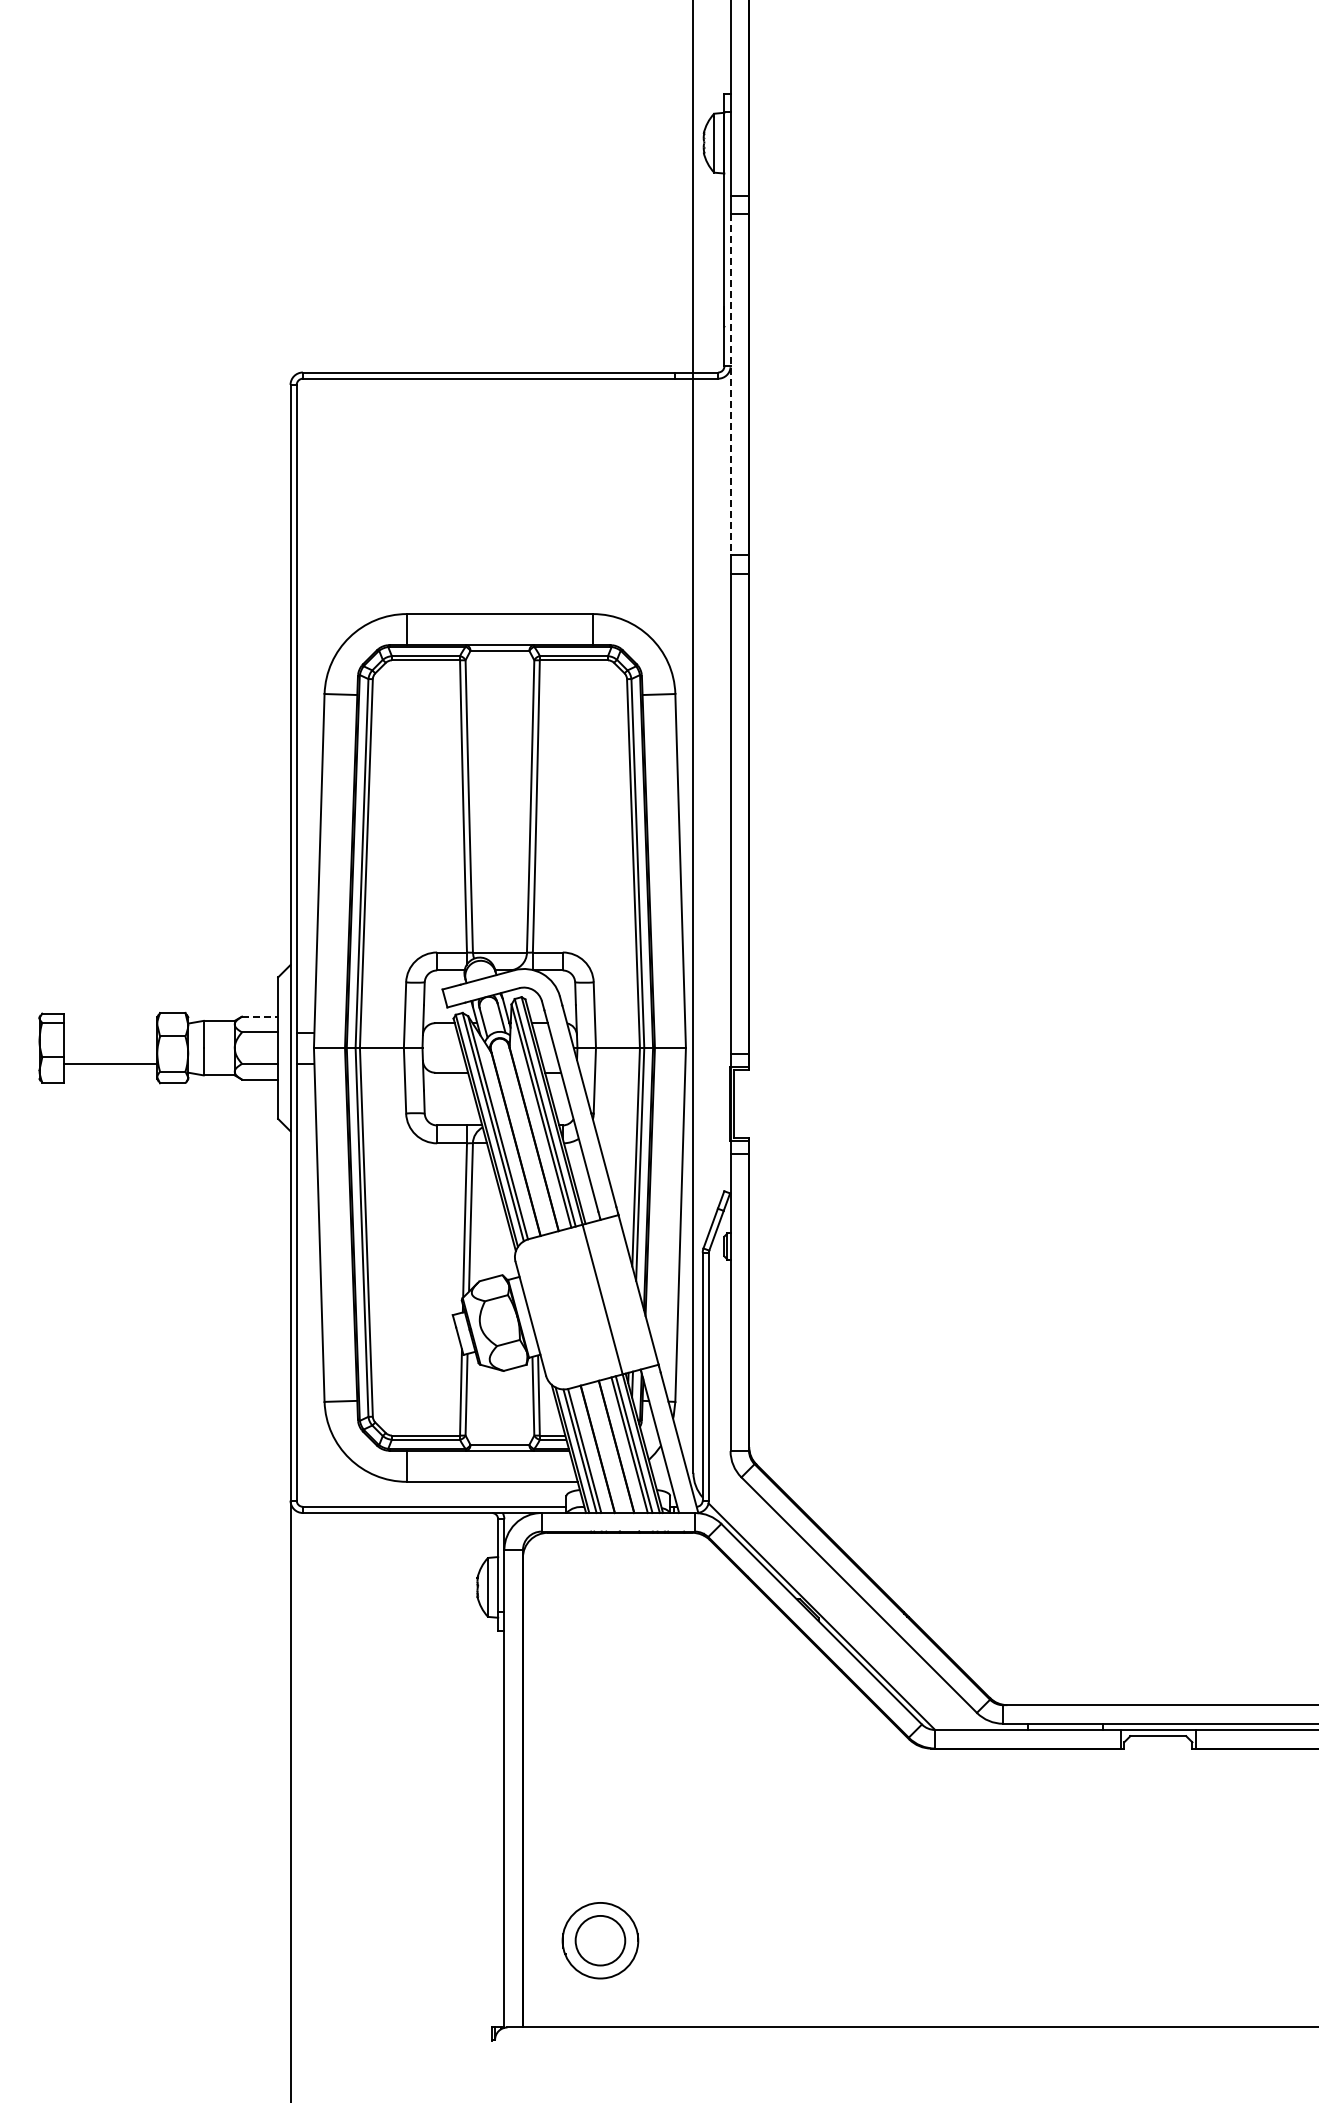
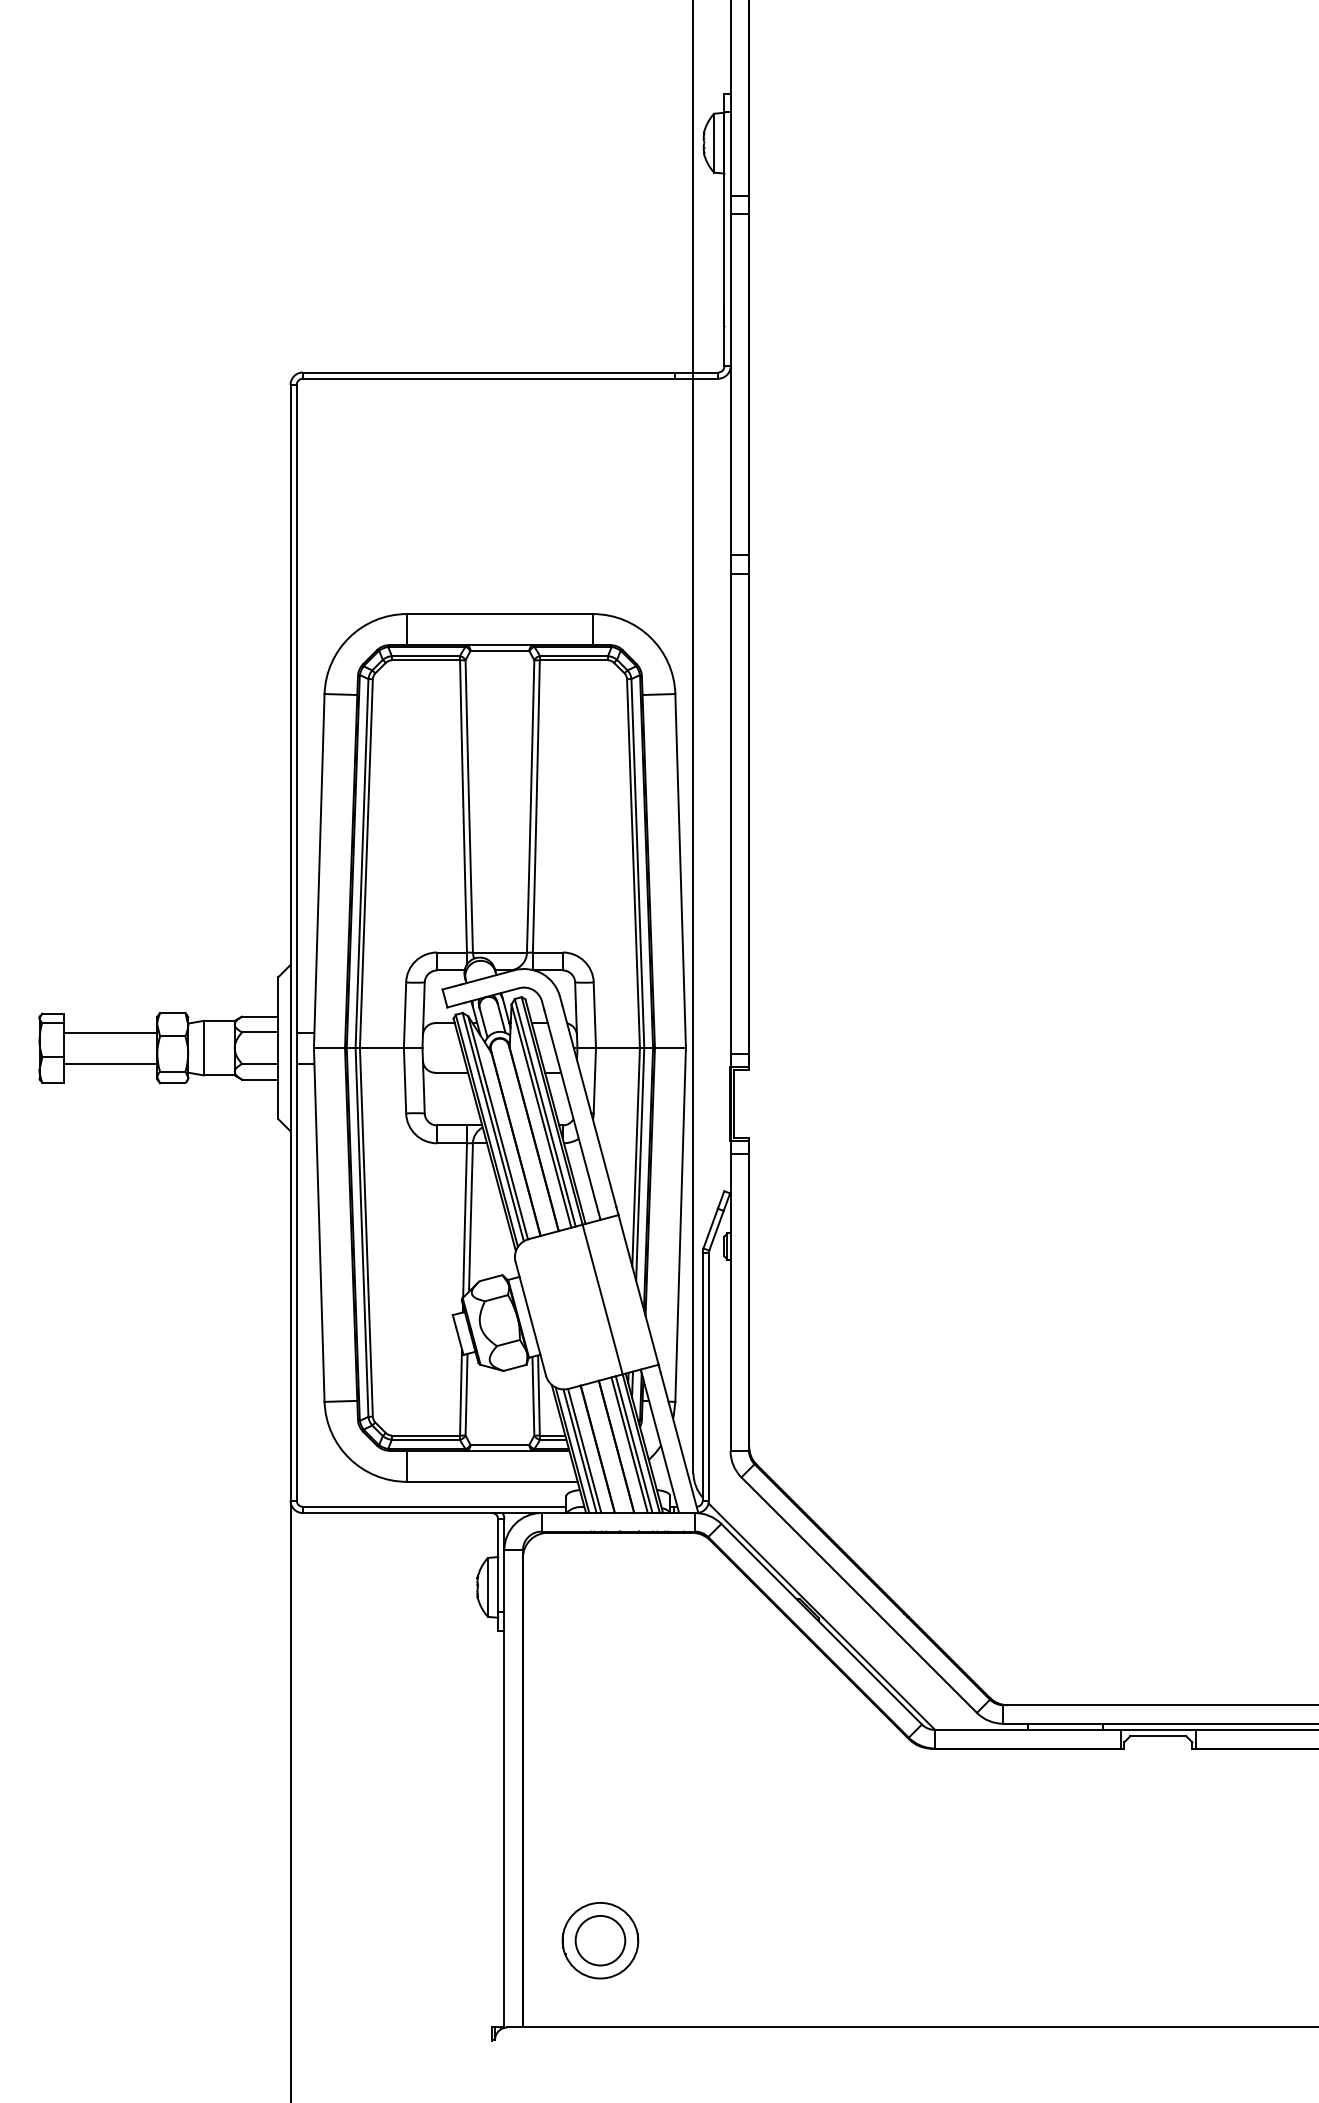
line: dashed -> solid (730, 385)
line: dashed -> solid (260, 1016)
line: none -> present (110, 1032)
